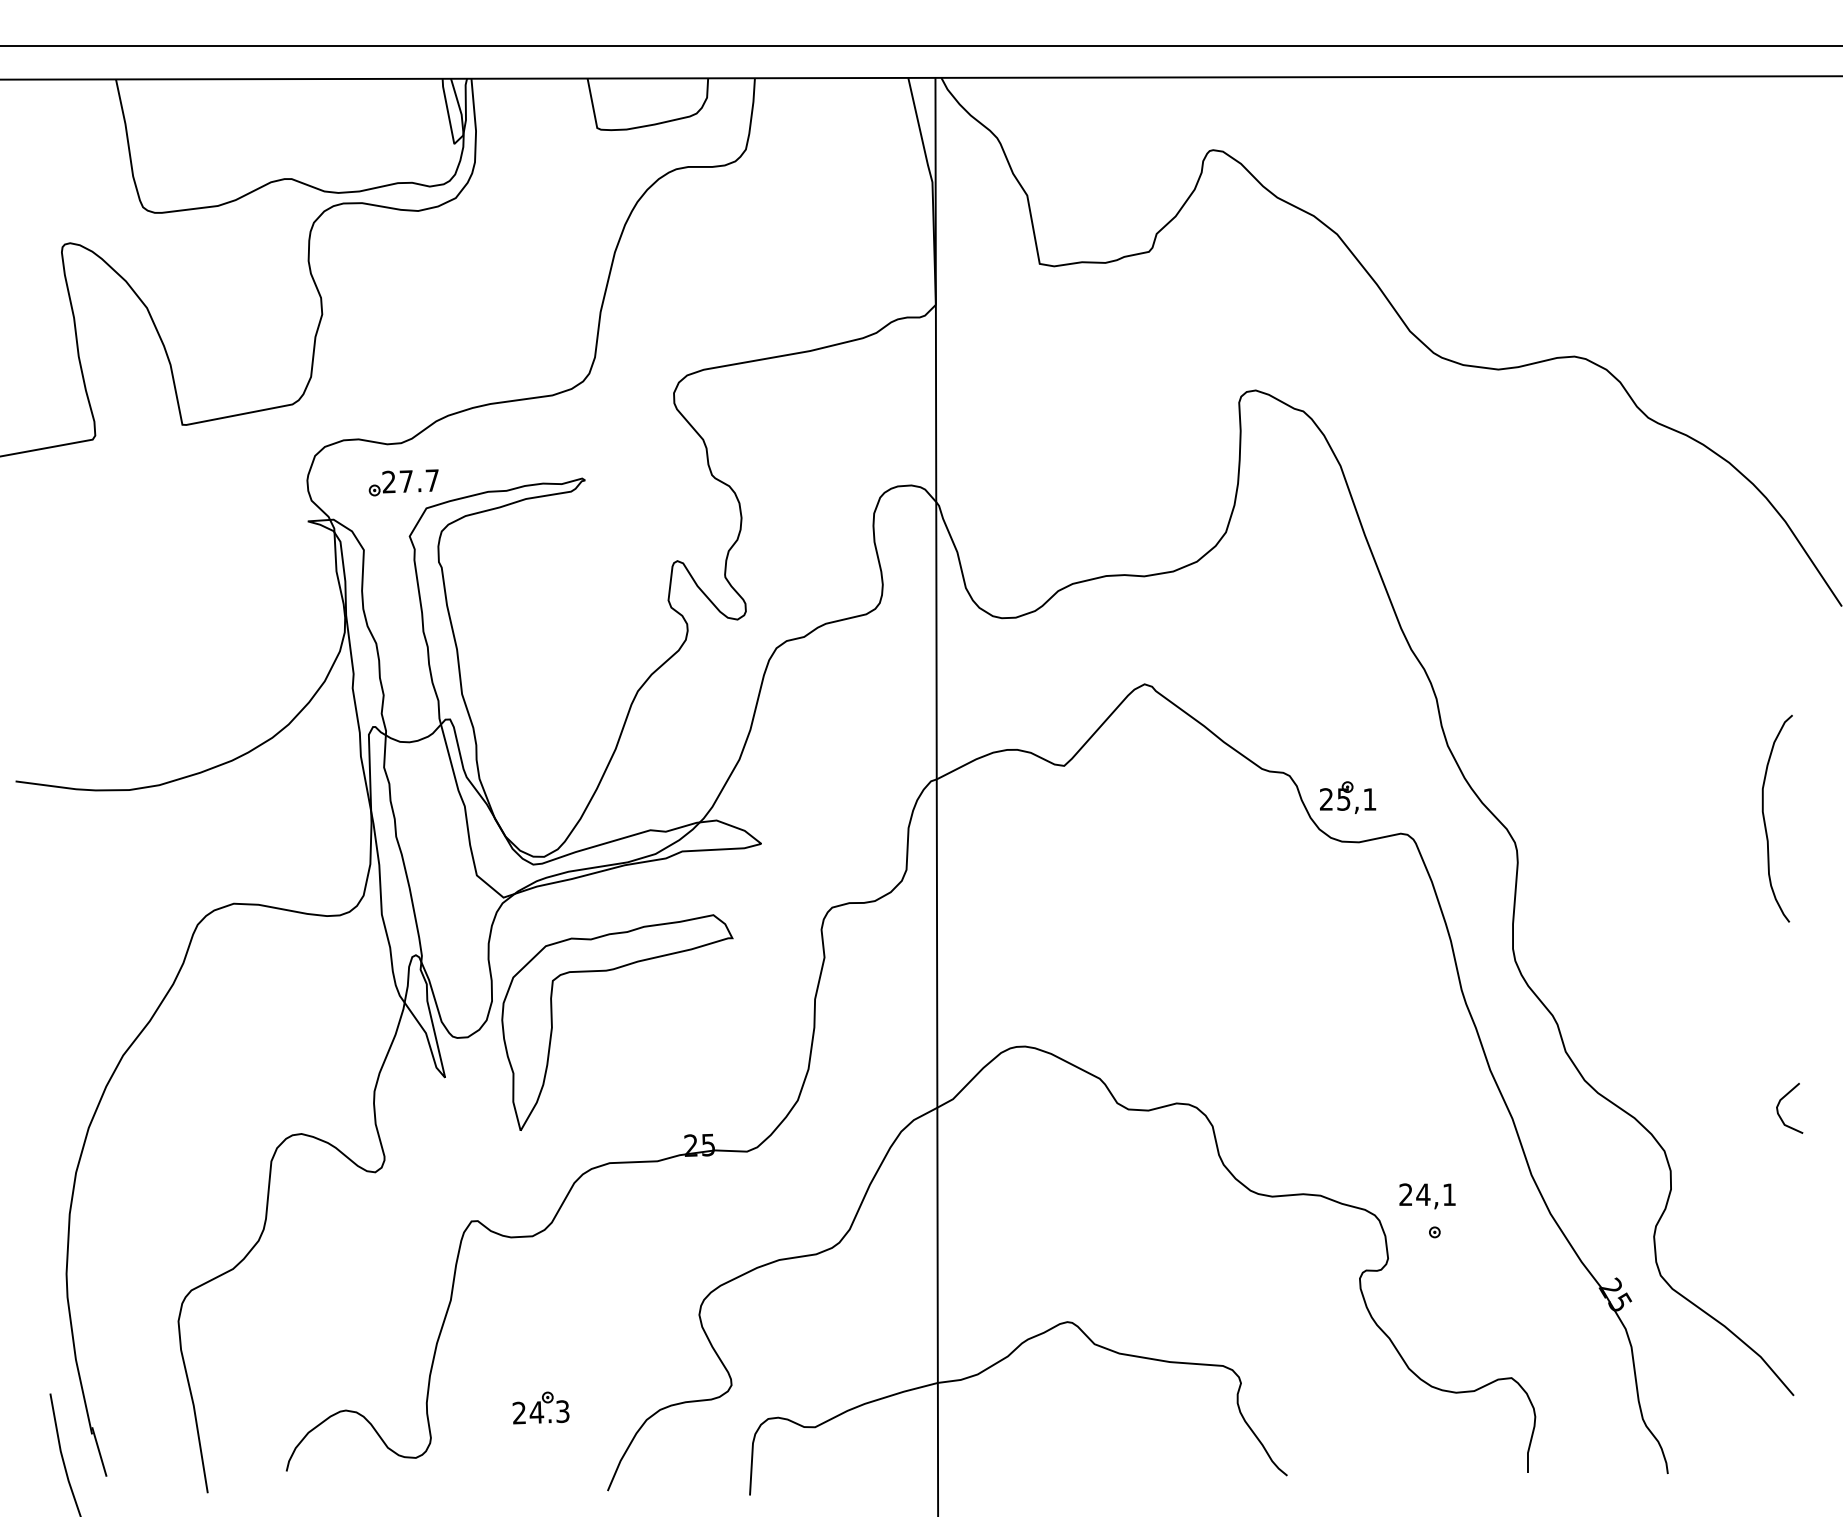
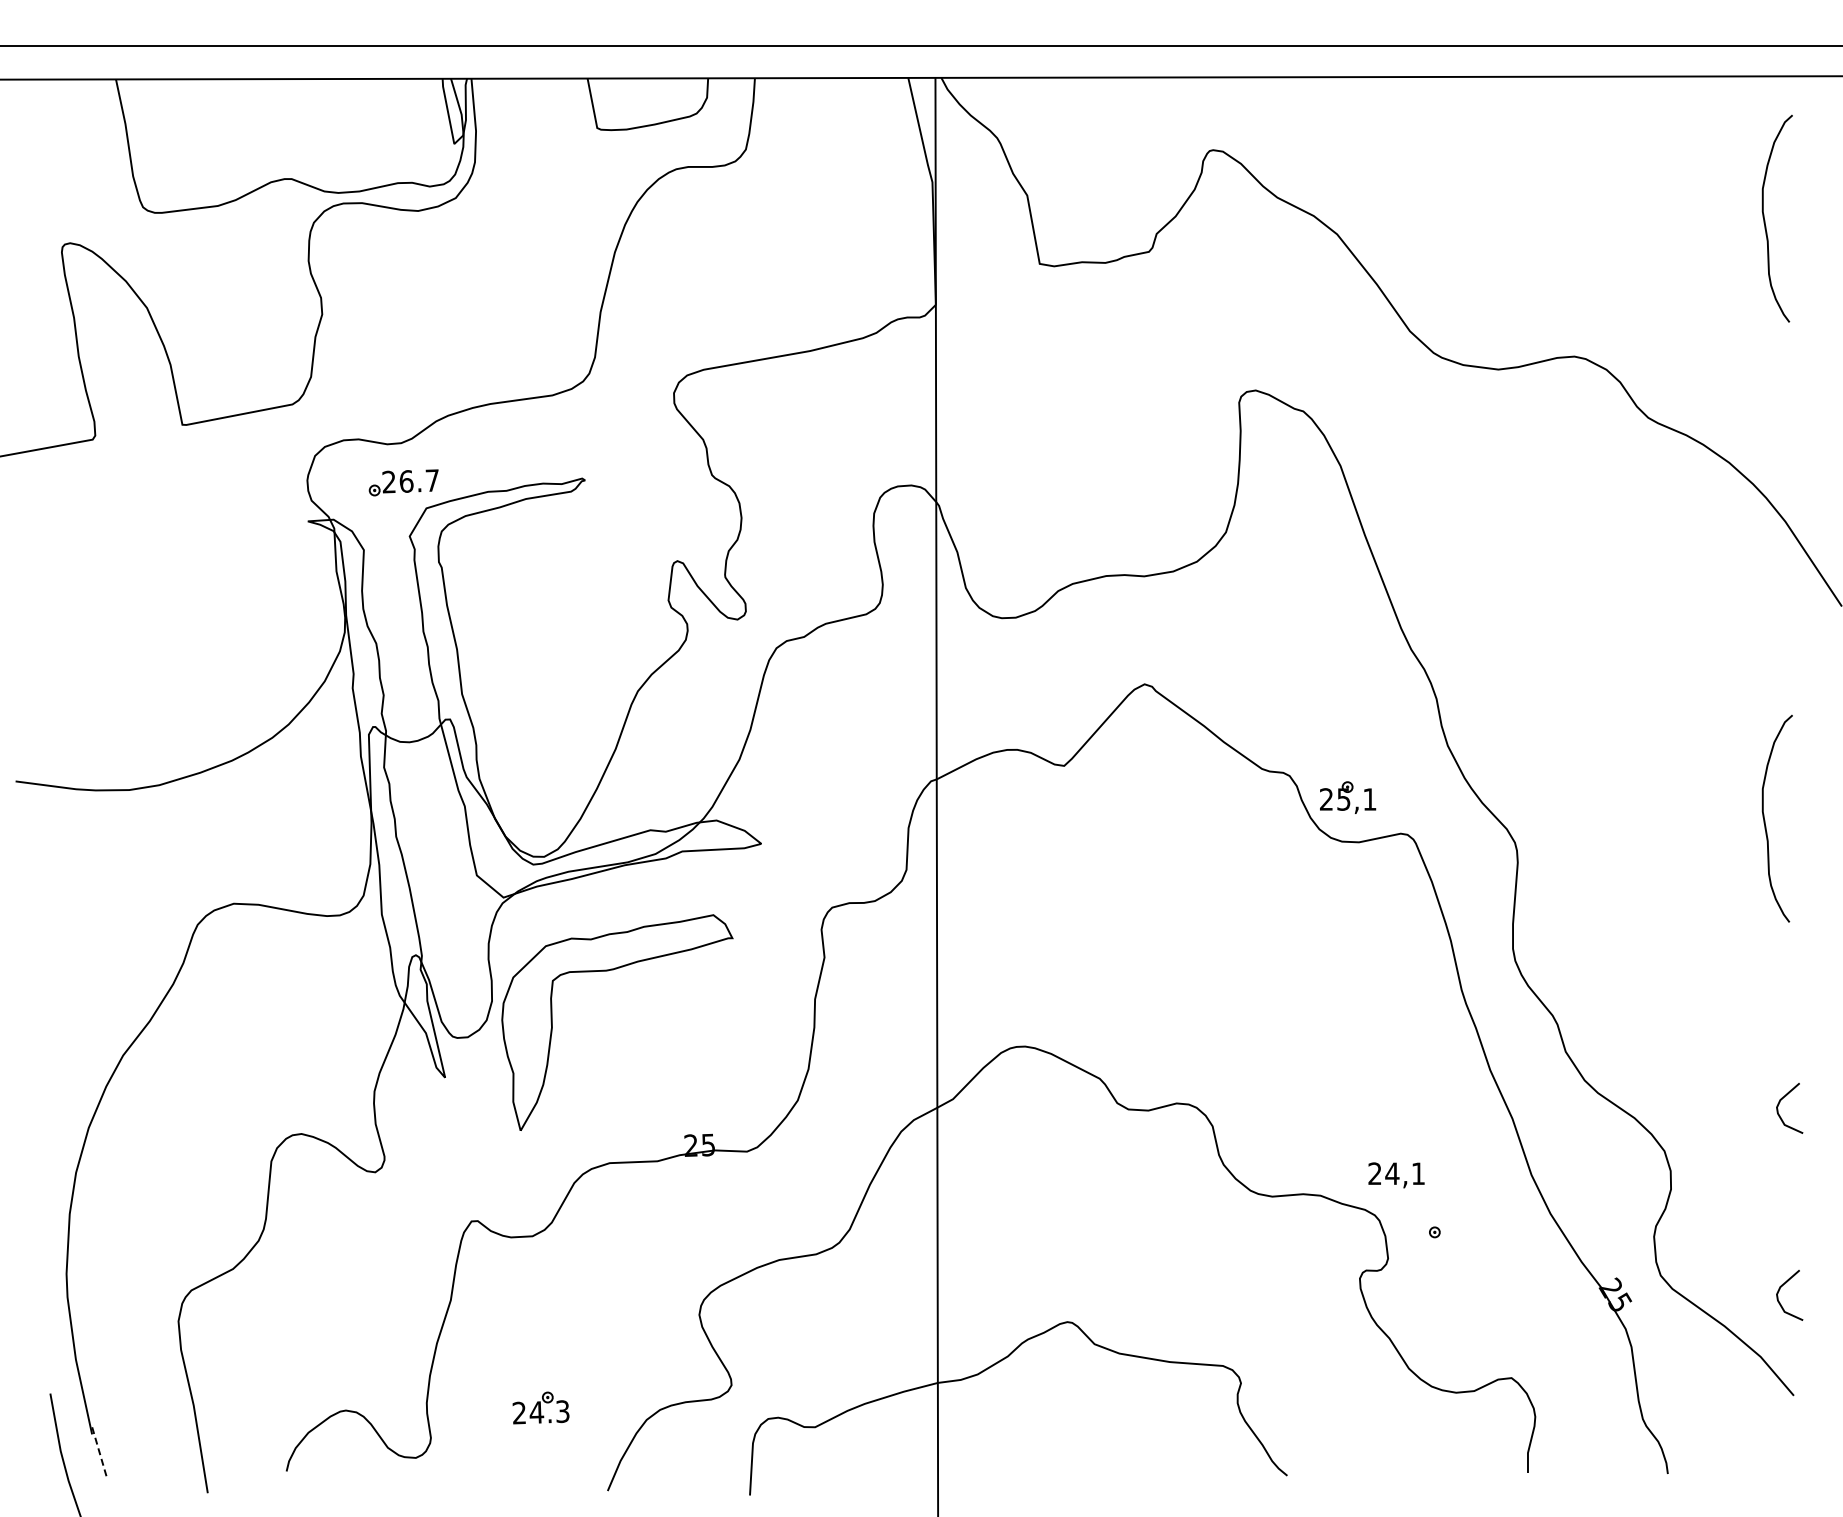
curve: none -> present (1765, 220)
text: 27.7 -> 26.7 (406, 481)
text position: (1427, 1196) -> (1396, 1175) (1396, 1175)
curve: none -> present (1779, 1291)
line: solid -> dashed (99, 1451)
